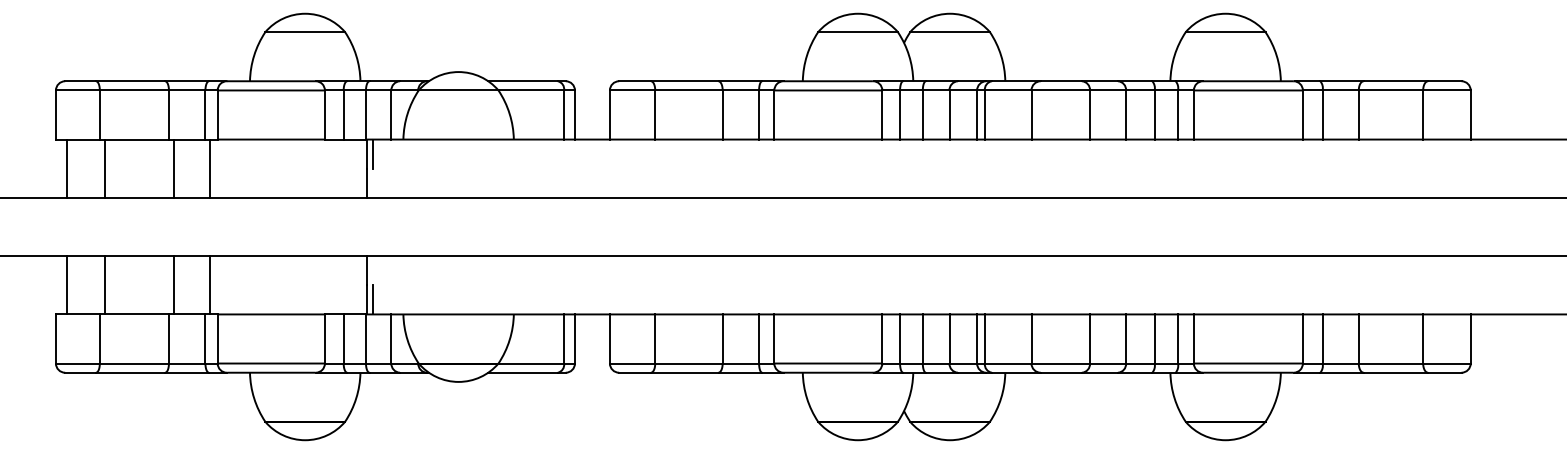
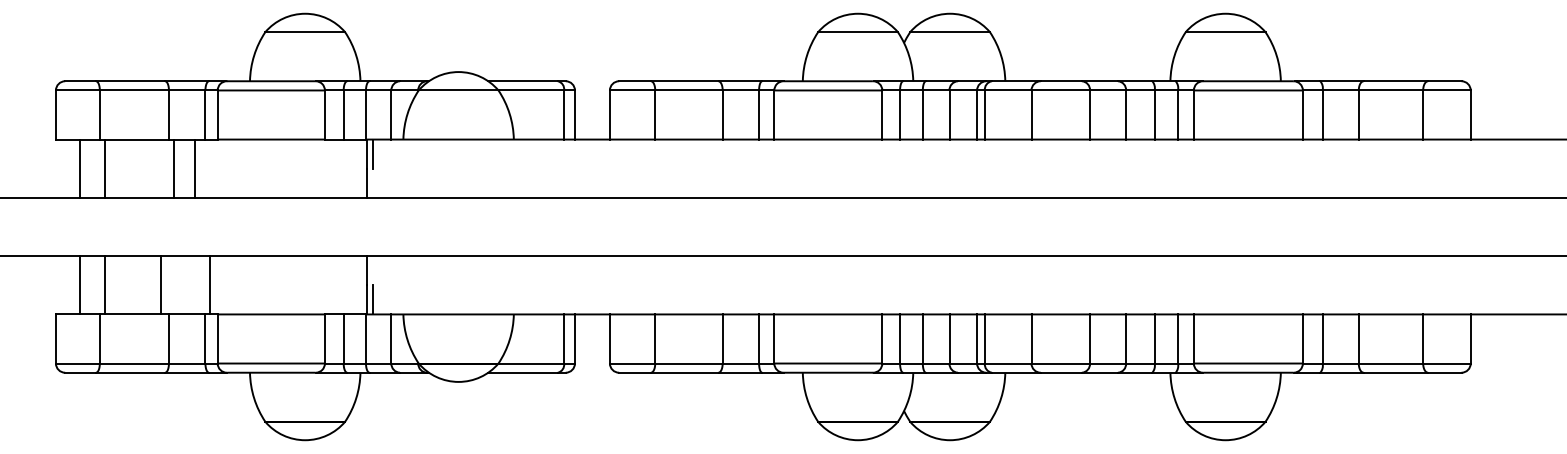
line position: (66, 168) -> (79, 168) (79, 168)
line position: (210, 168) -> (195, 168) (195, 168)
line position: (66, 285) -> (79, 285) (79, 285)
line position: (173, 285) -> (160, 285) (160, 285)
